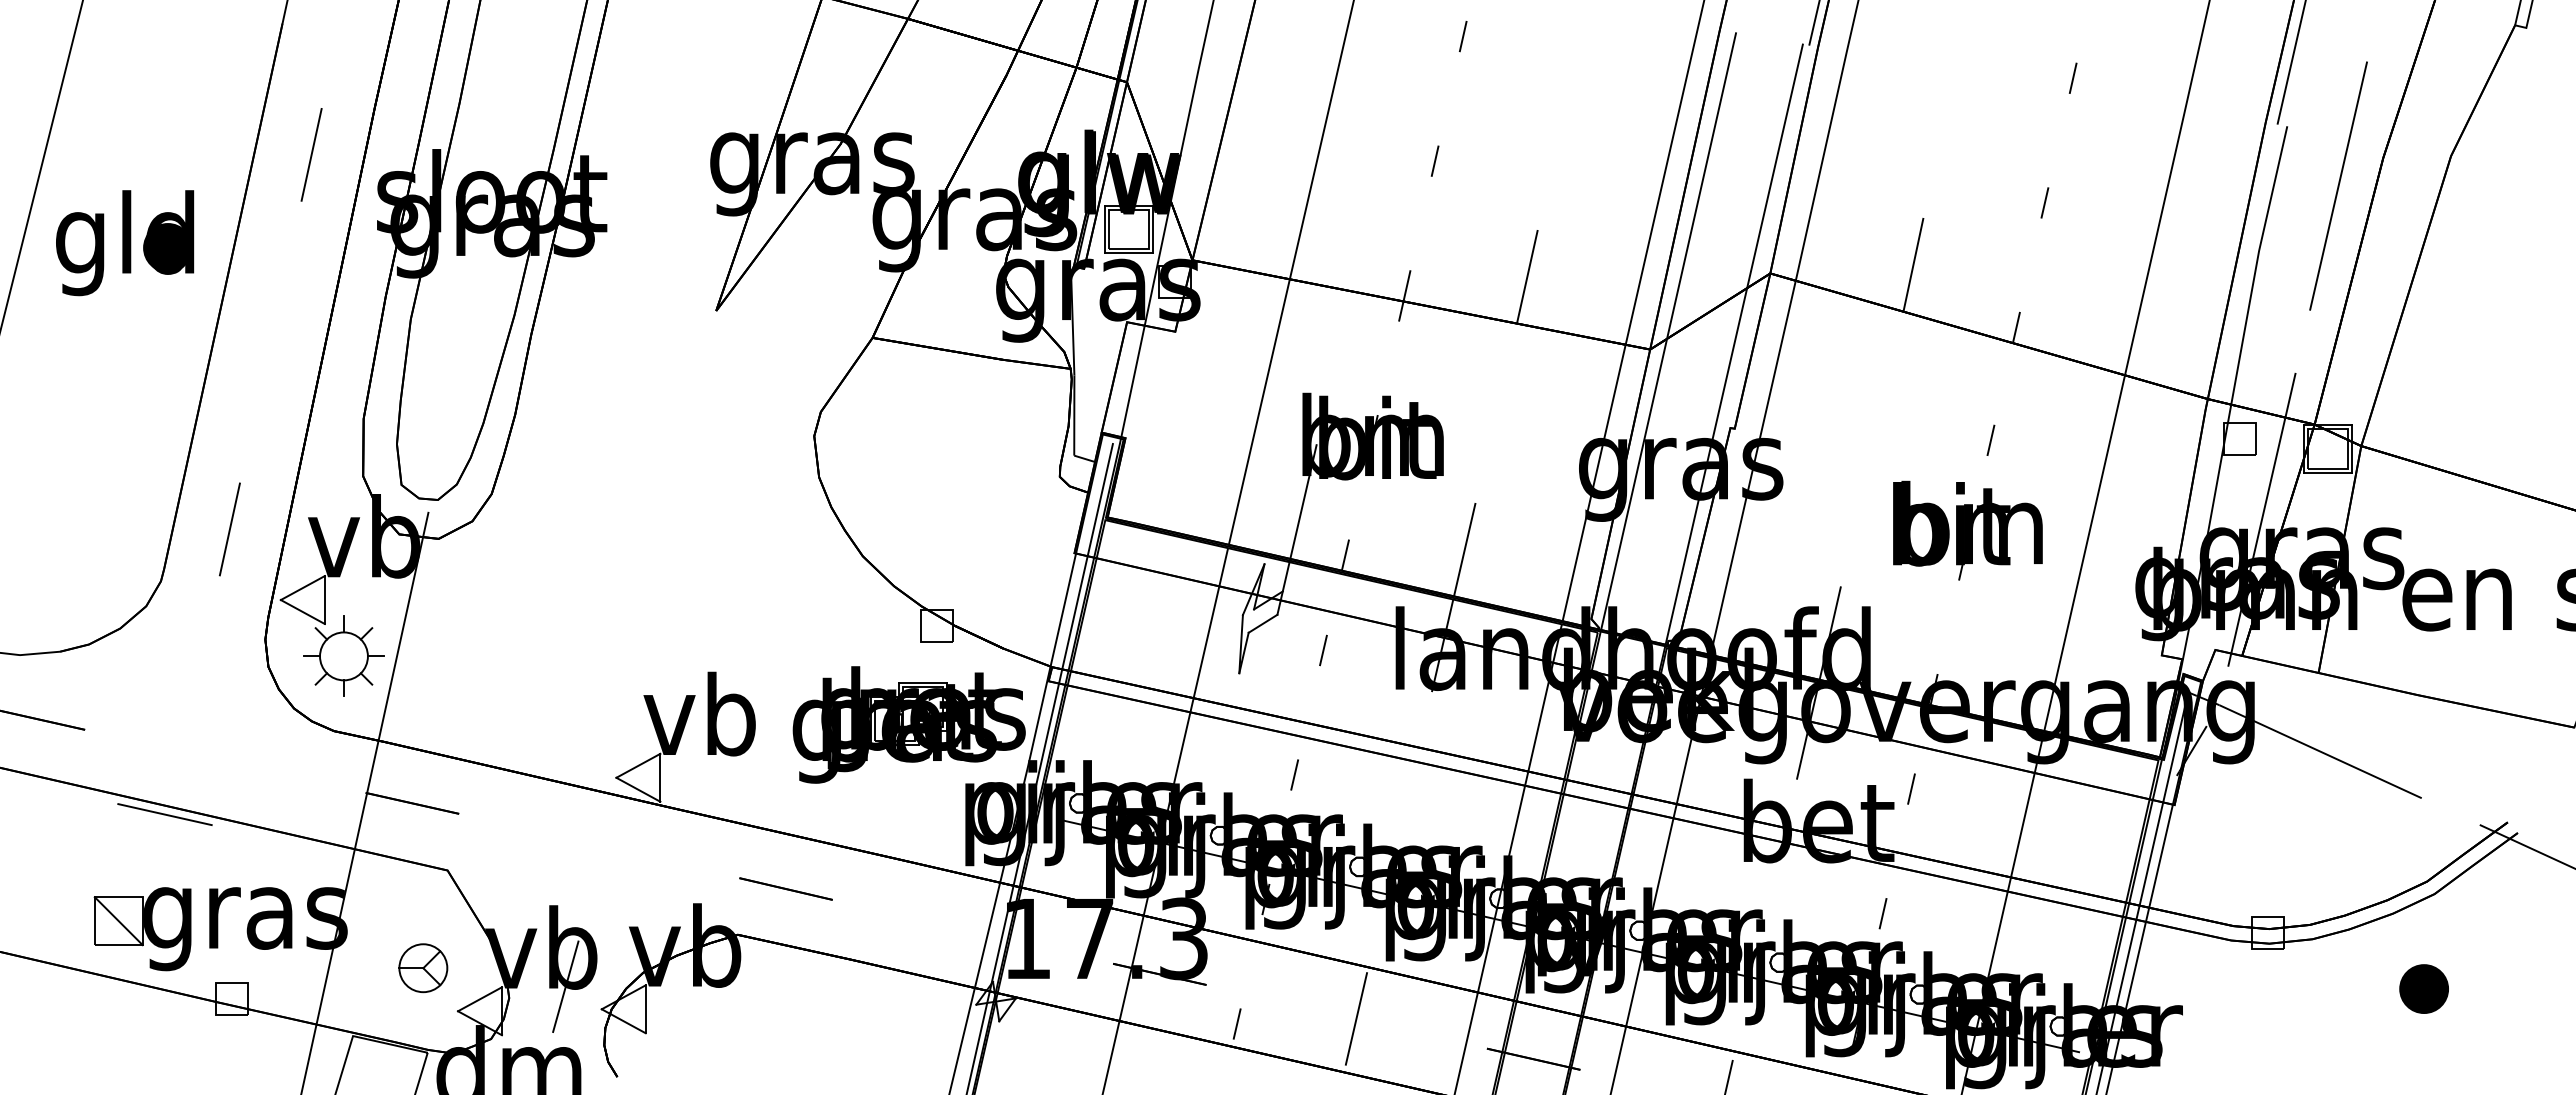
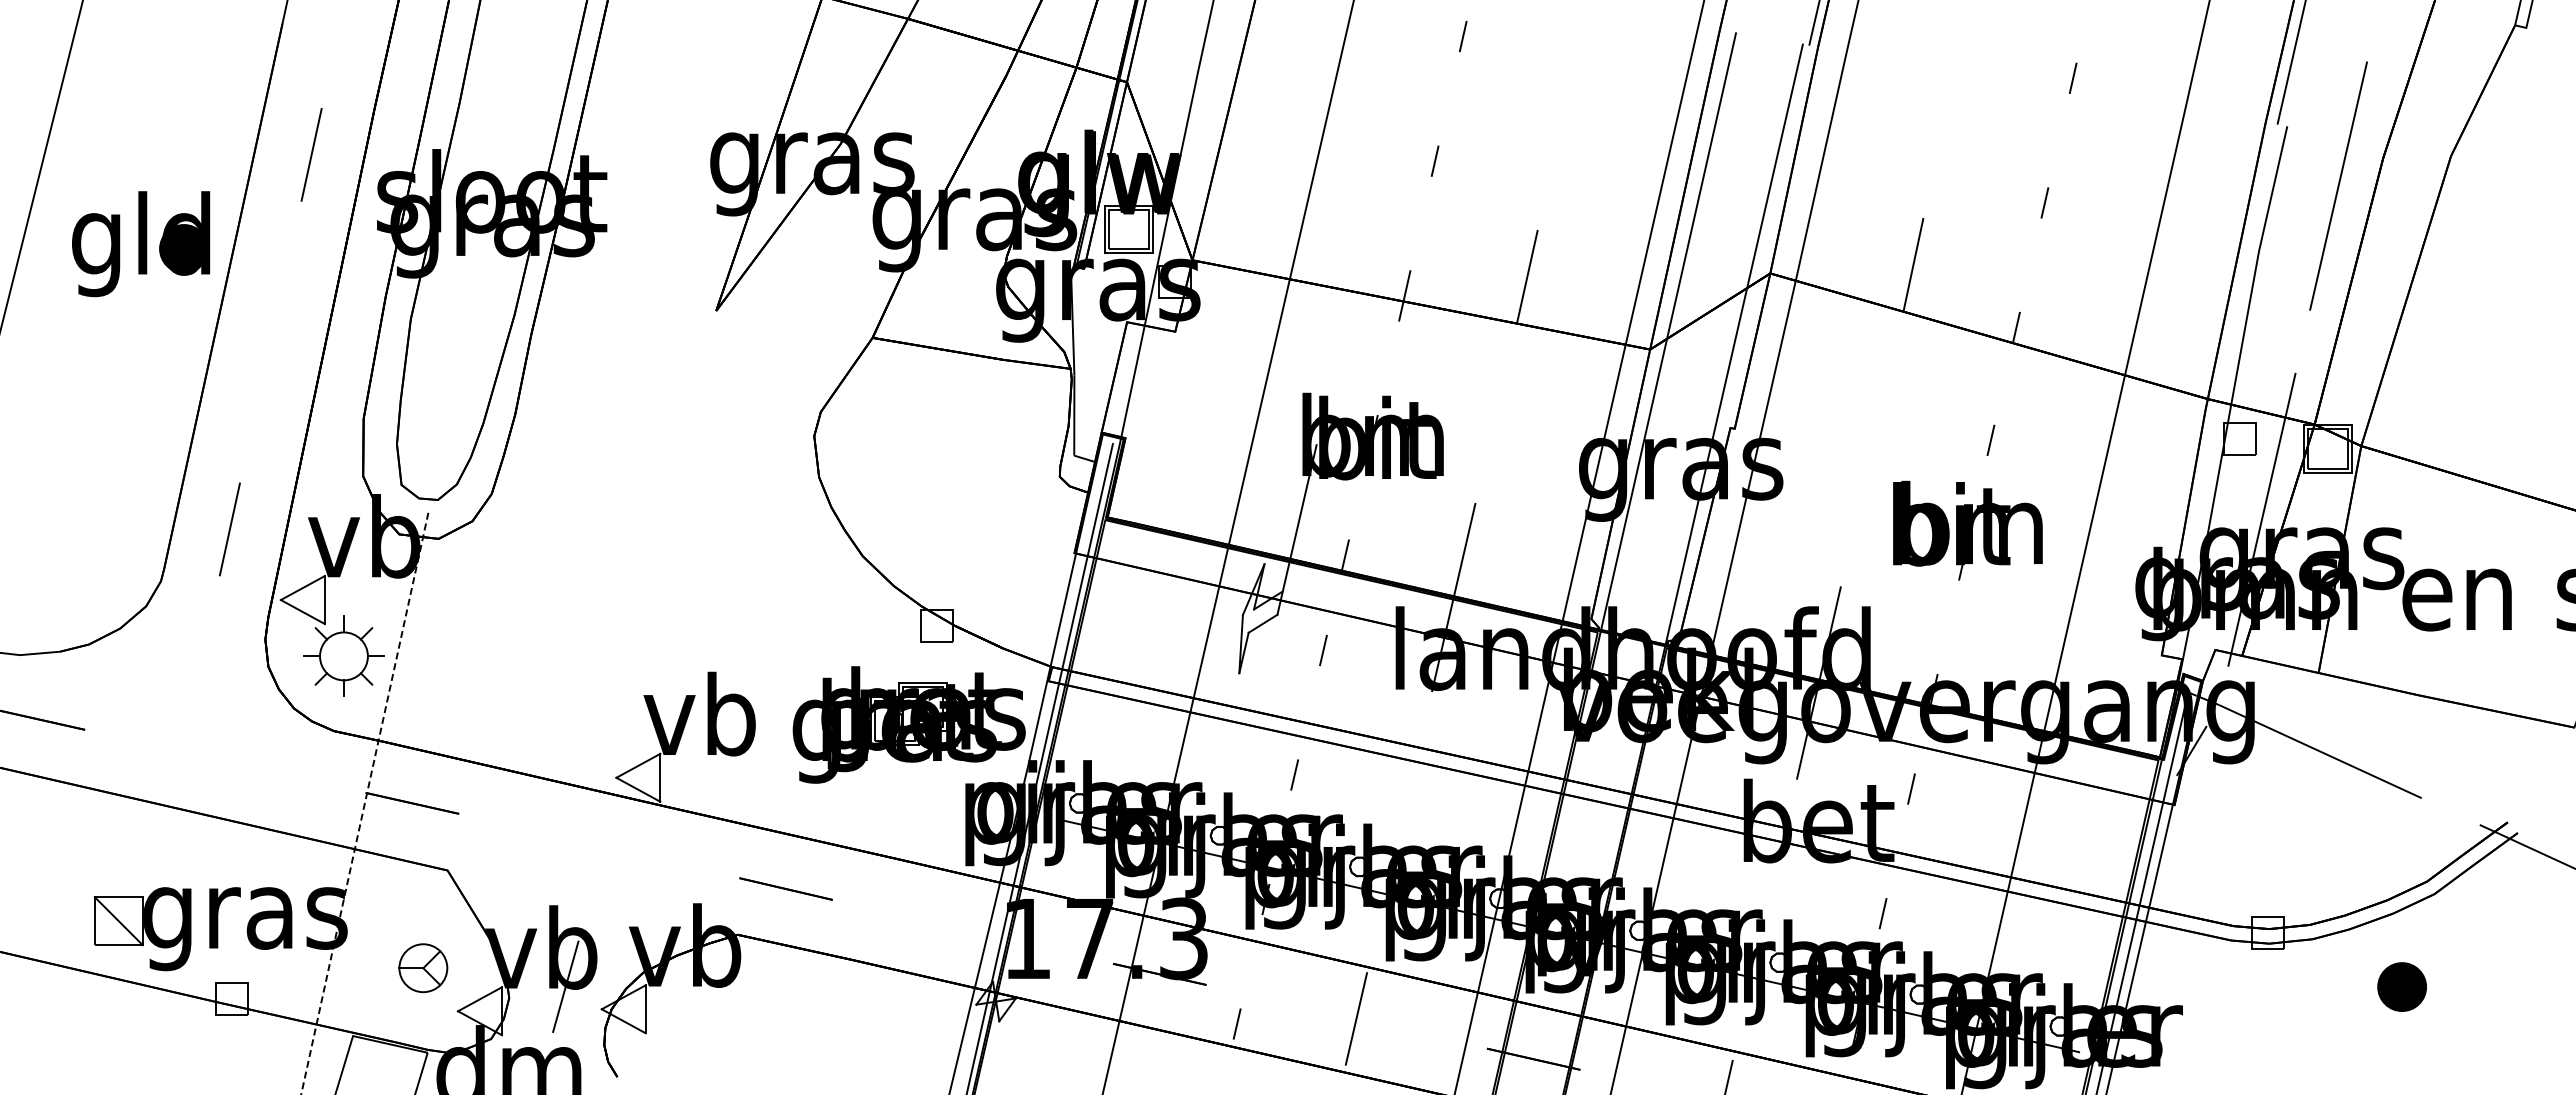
part position: (125, 243) -> (141, 244) (141, 244)
line: solid -> dashed (364, 803)
line: present -> none (164, 814)
part position: (2423, 988) -> (2401, 986) (2401, 986)
